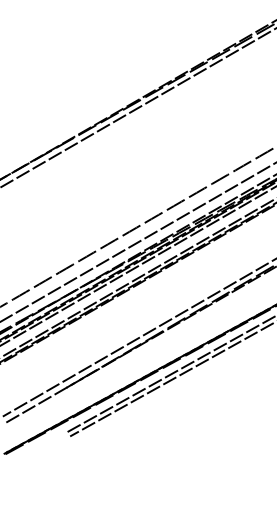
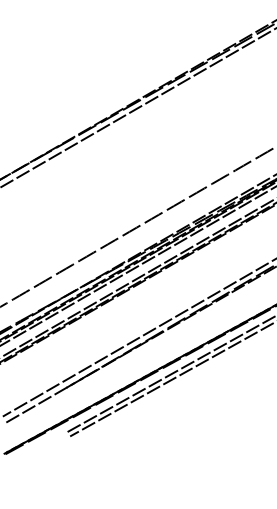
line: present -> none (137, 242)
